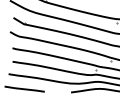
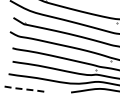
line: solid -> dashed (25, 89)
